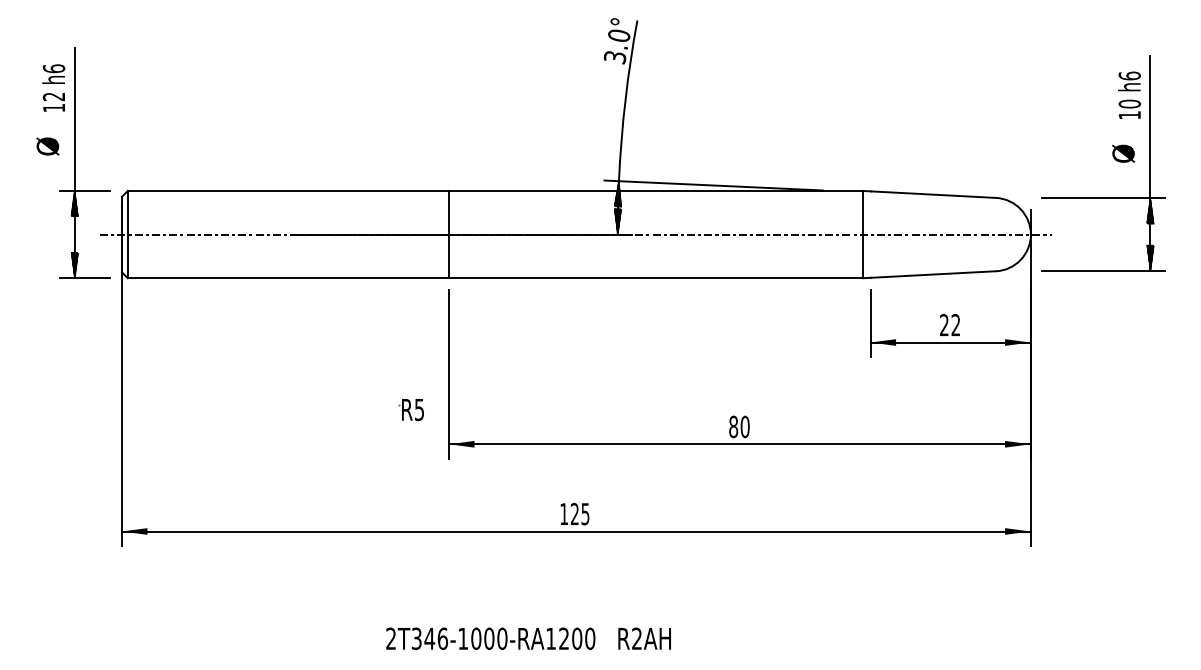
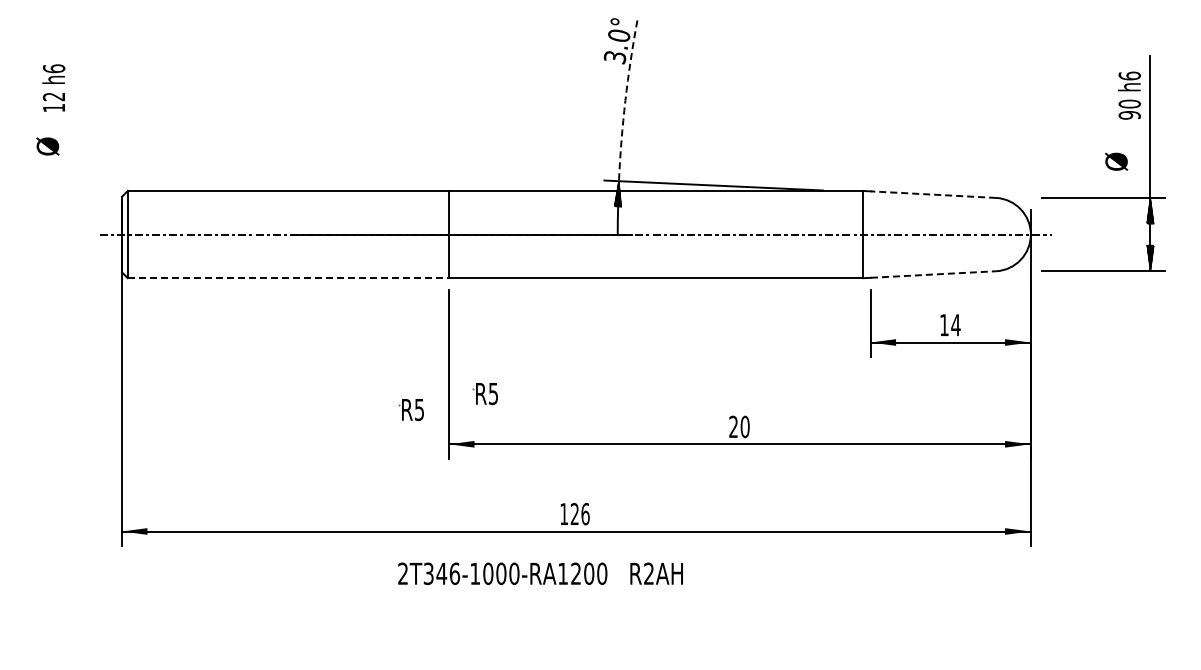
arc: solid -> dashed (625, 100)
text: 10 -> 90 (1129, 115)
text position: (1123, 153) -> (1116, 161) (1116, 161)
part: present -> none (75, 162)
line: solid -> dashed (933, 194)
hatch: present -> none (617, 221)
line: solid -> dashed (933, 274)
line: solid -> dashed (288, 278)
text: 22 -> 14 (950, 325)
part: none -> present (484, 394)
text: 80 -> 20 (733, 426)
text: 125 -> 126 (585, 513)
text position: (528, 638) -> (540, 573) (540, 573)
